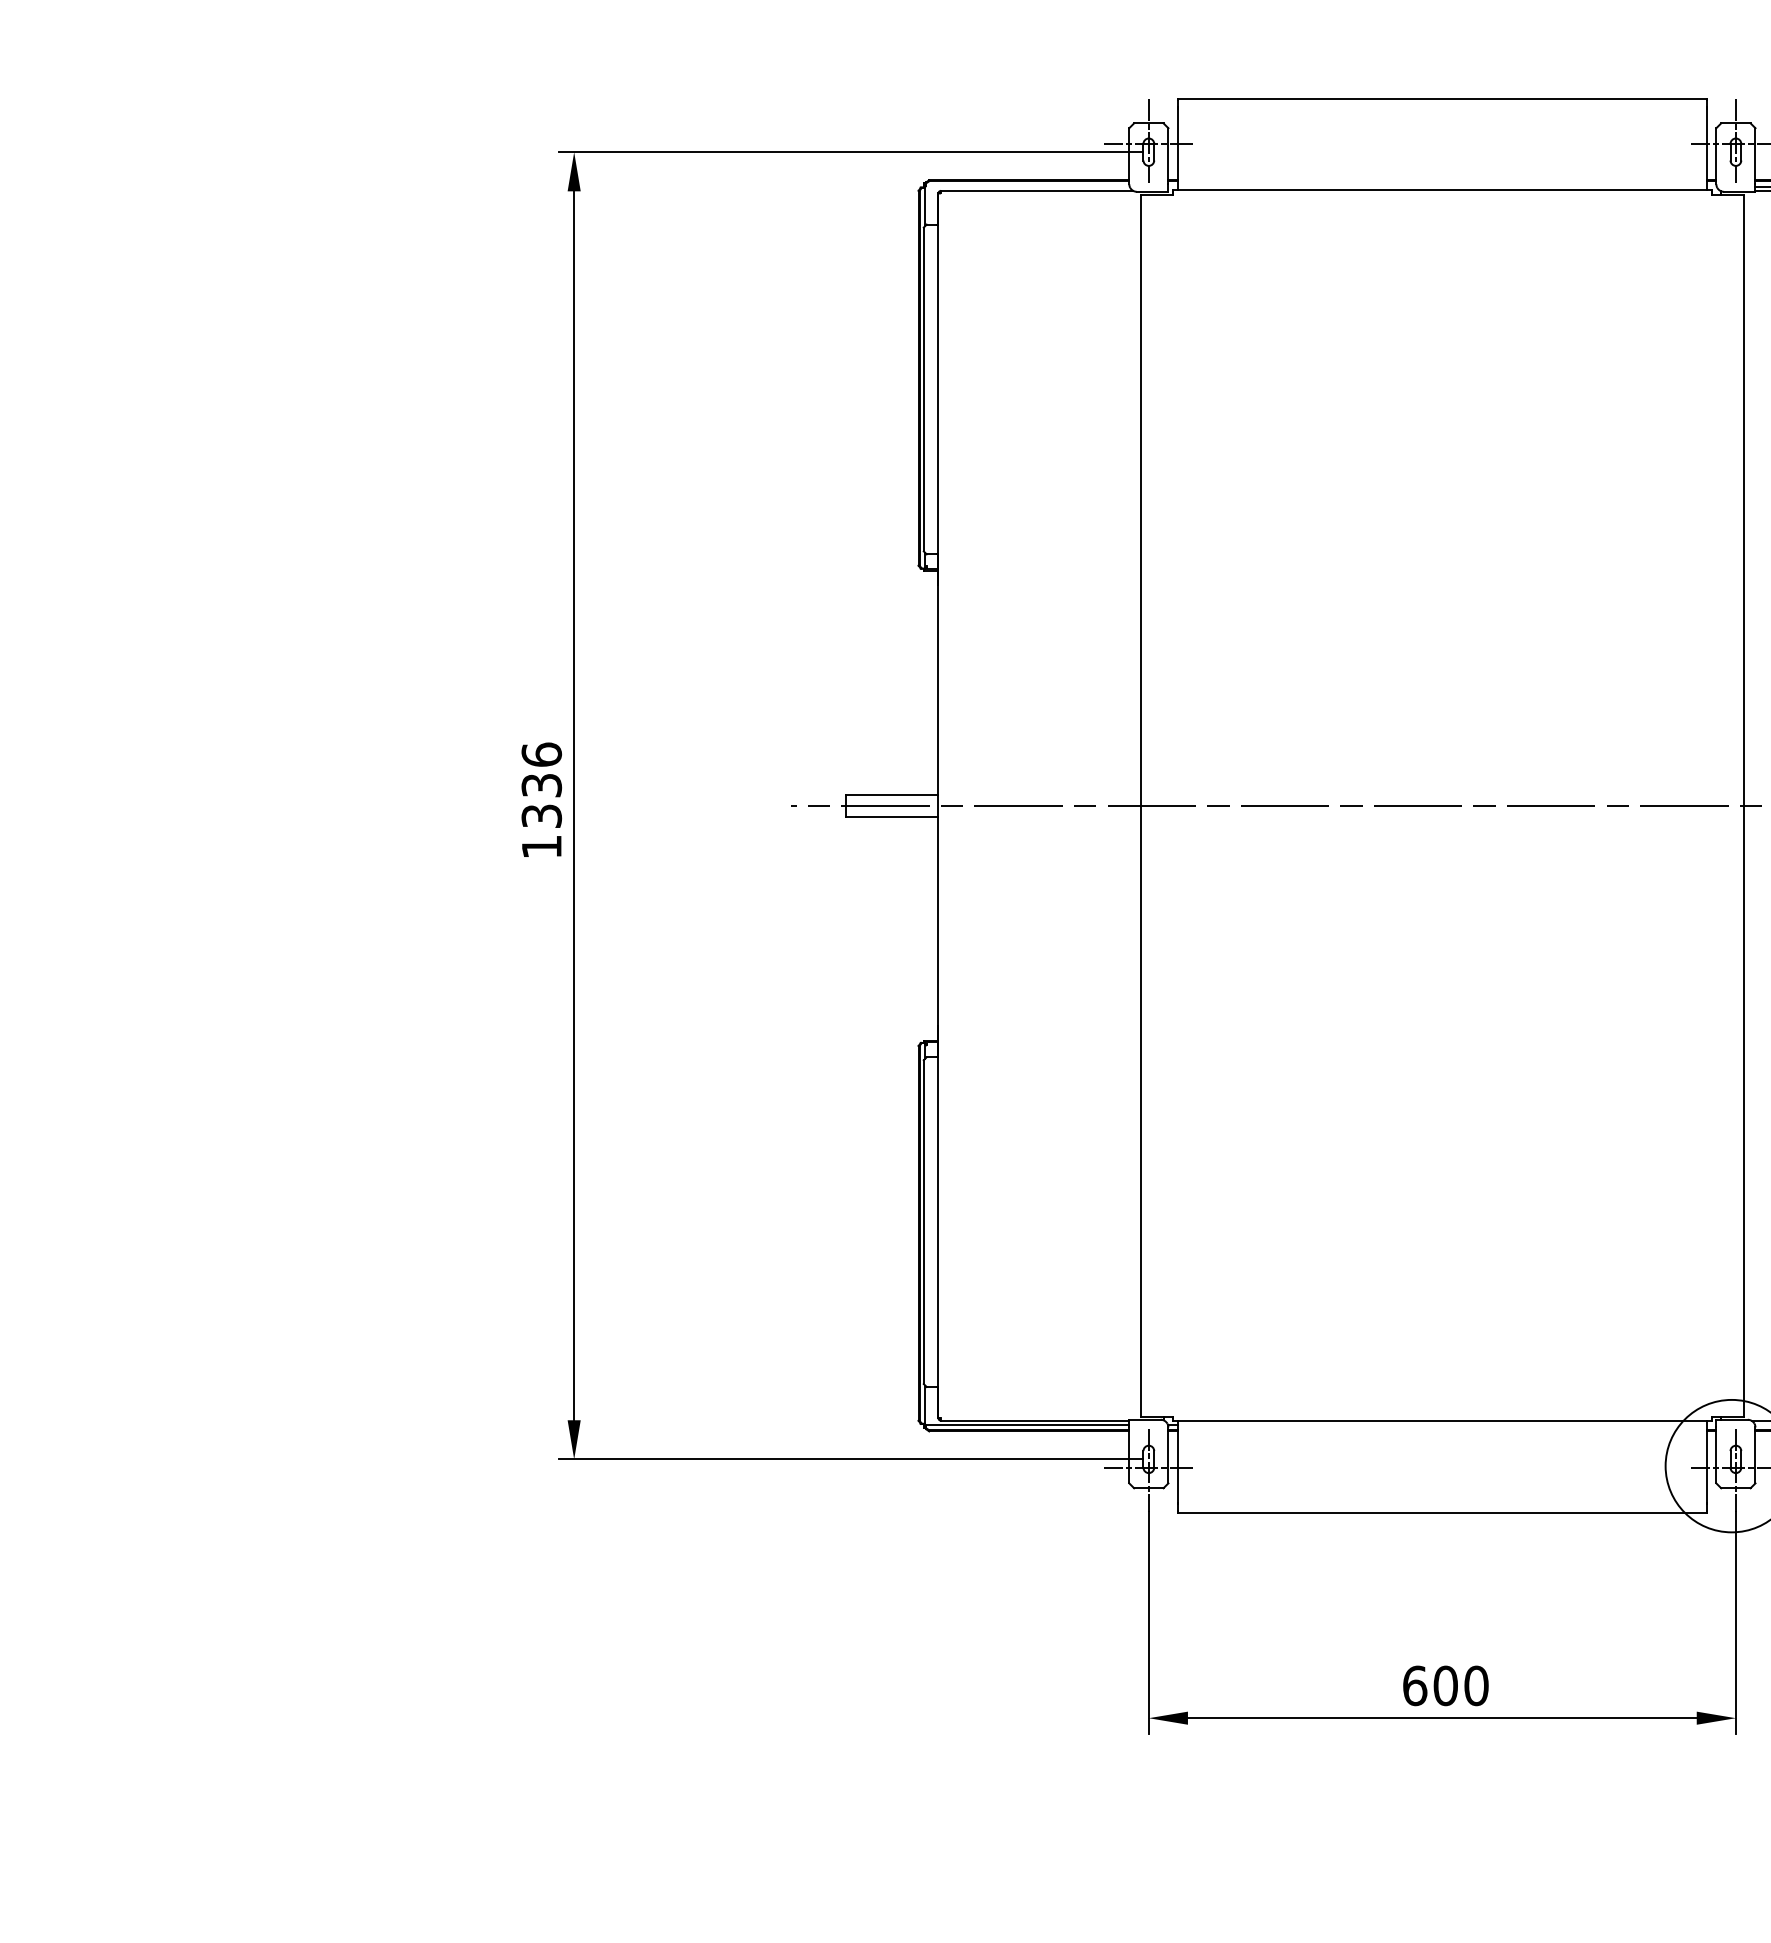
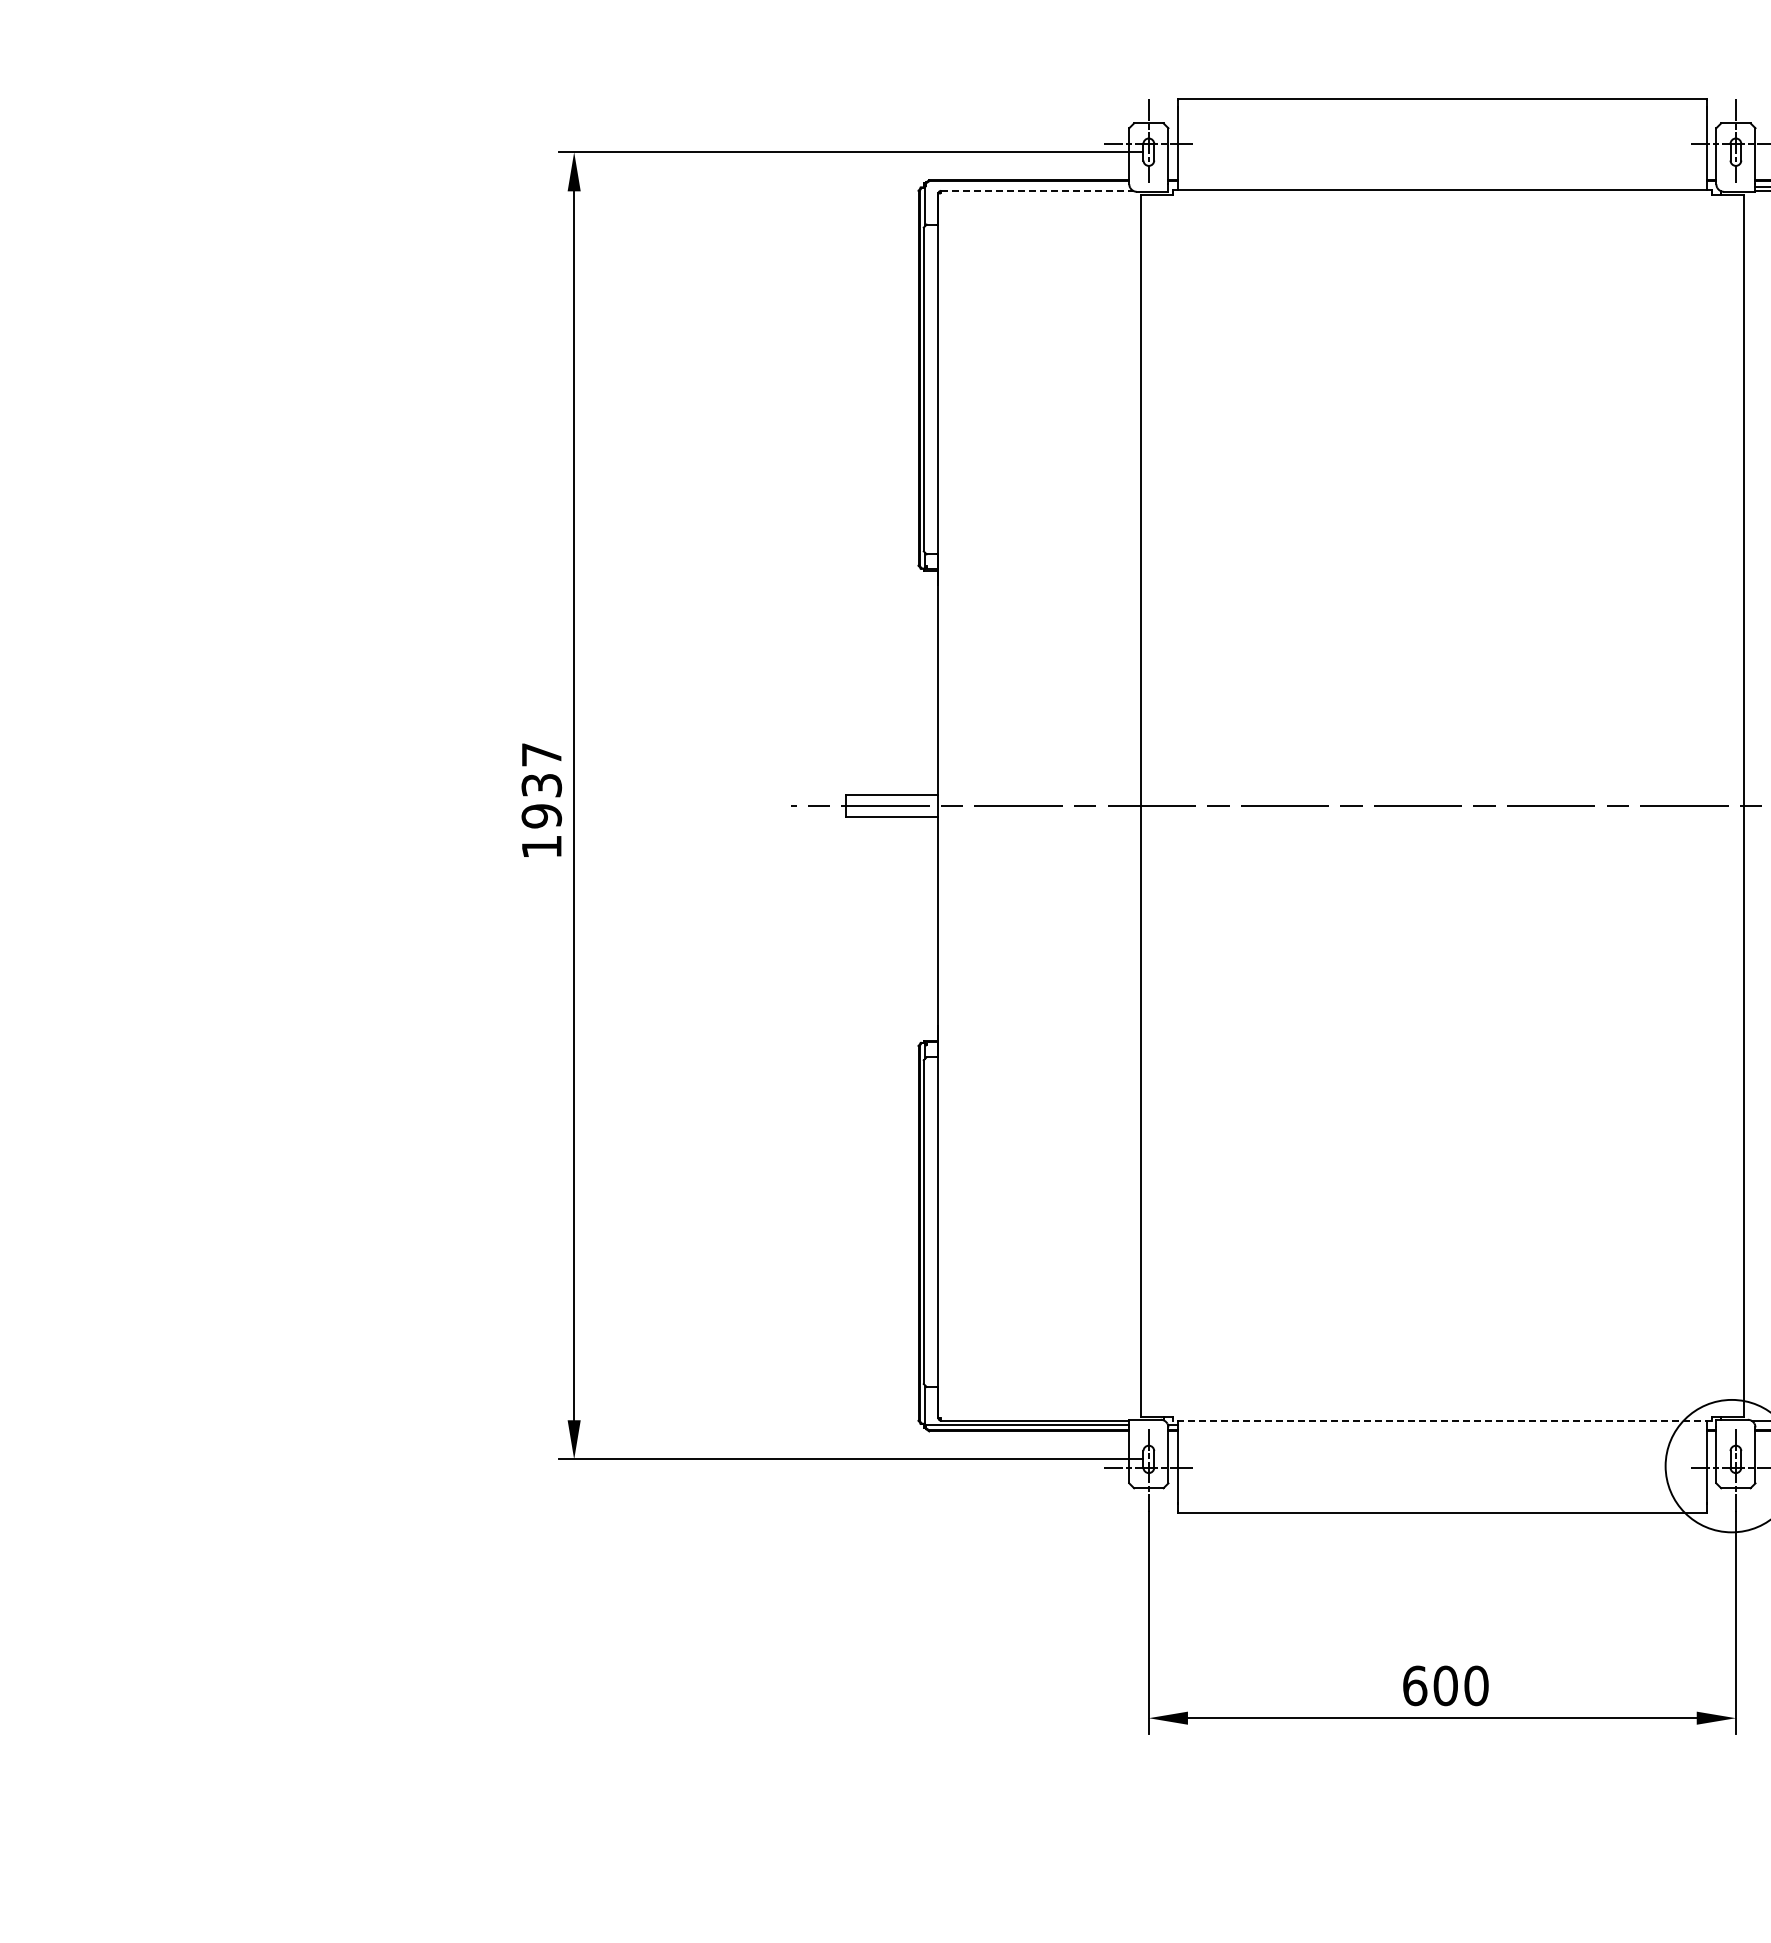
line: solid -> dashed (1037, 190)
text: 1336 -> 1937 (541, 785)
line: solid -> dashed (1442, 1421)
